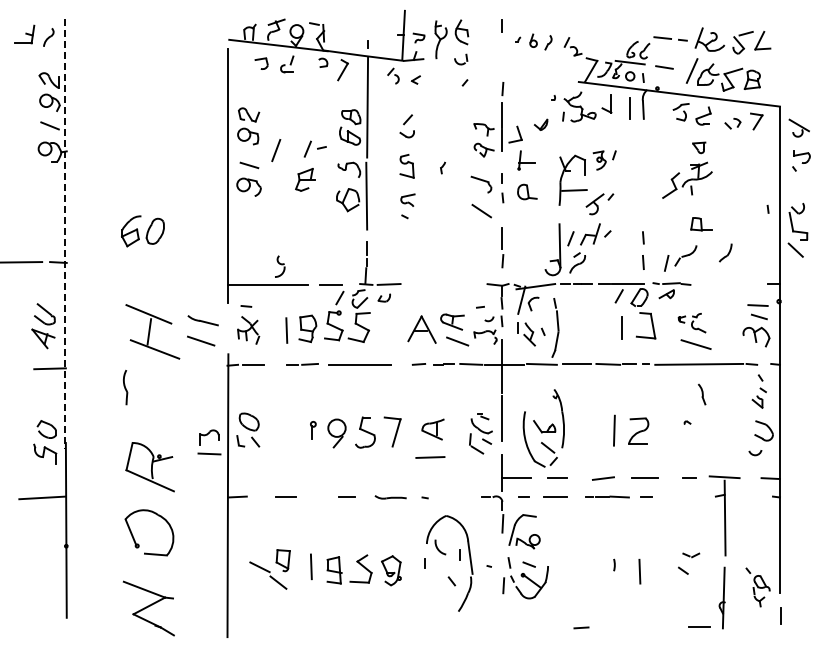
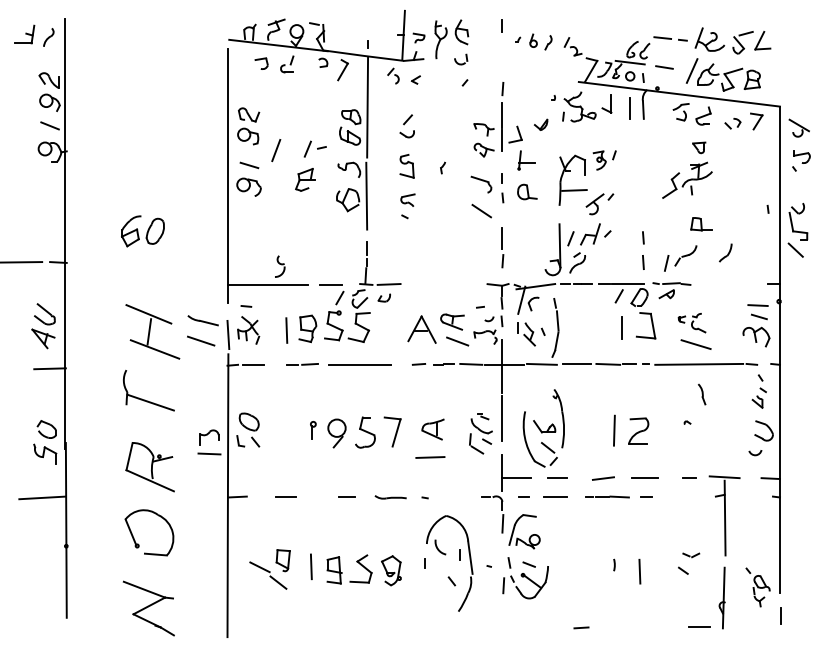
line: dashed -> solid (65, 234)
line: none -> present (228, 334)
line: none -> present (150, 402)
